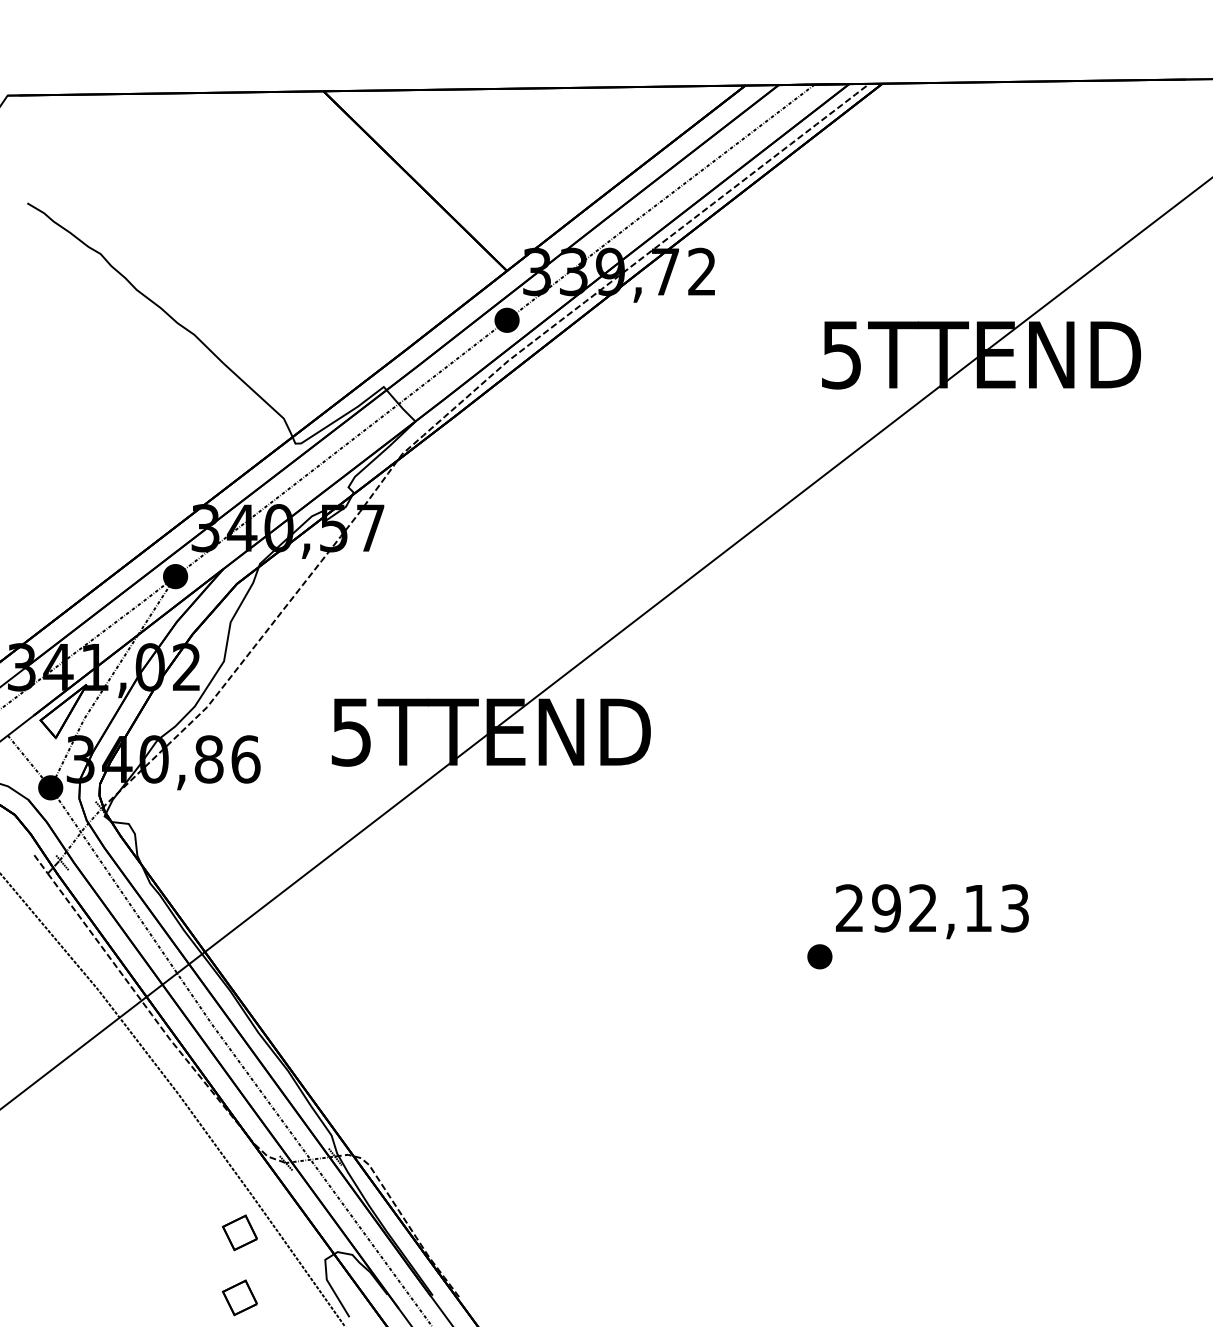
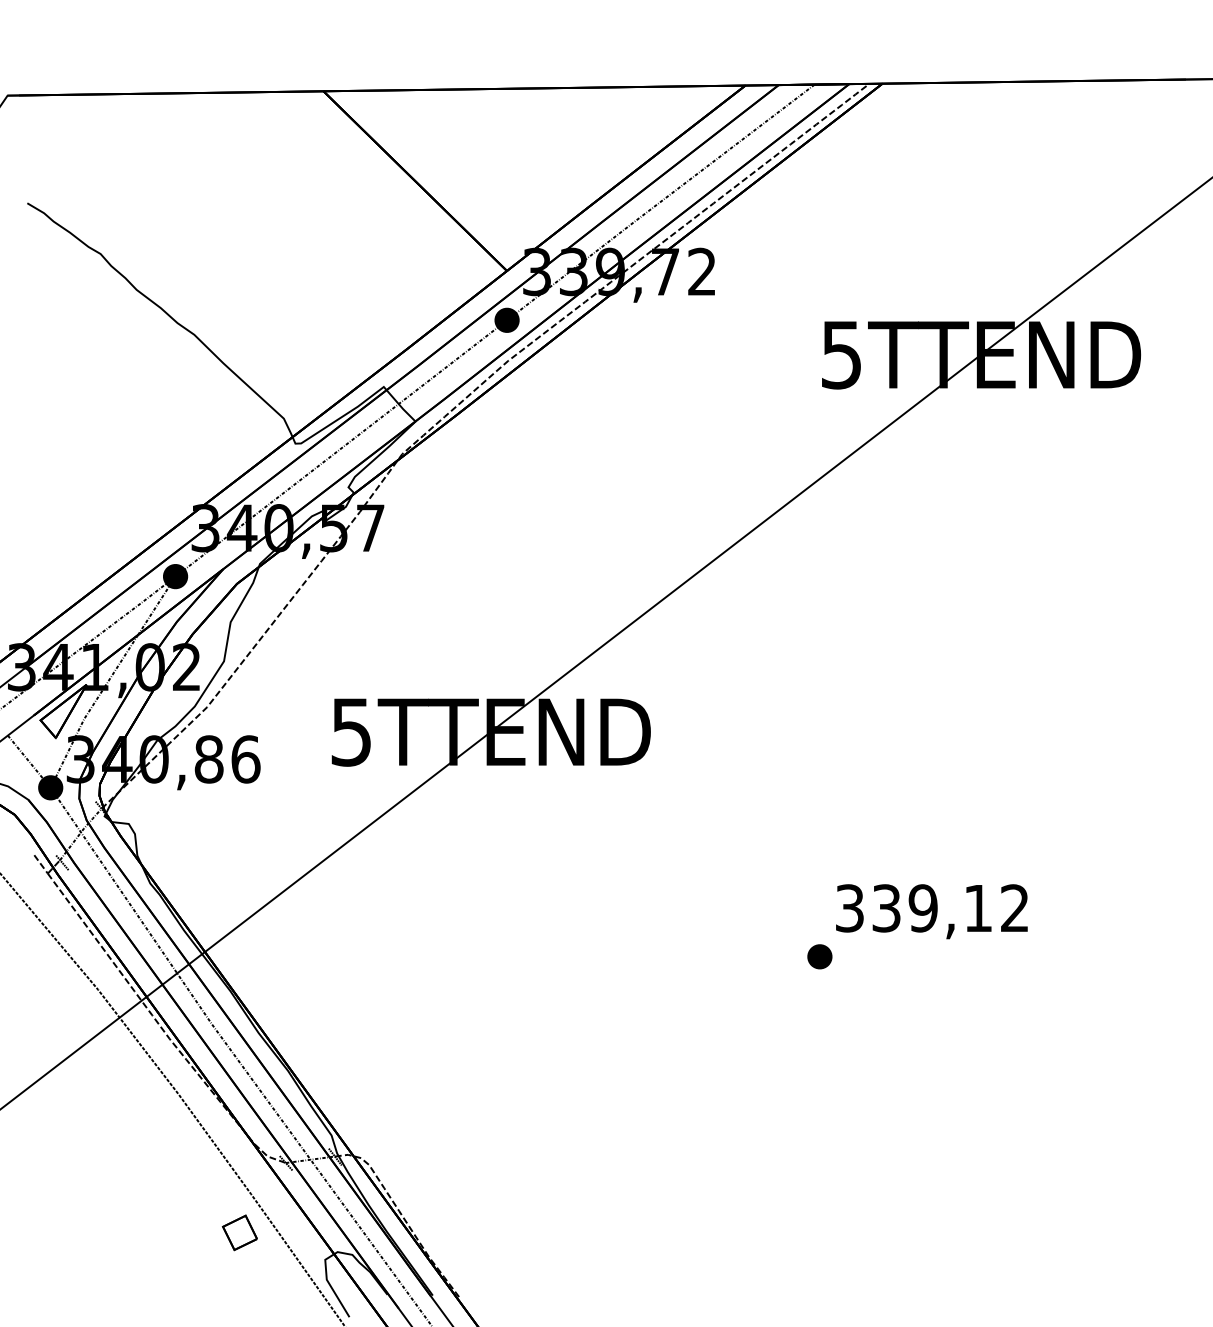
text: 292,13 -> 339,12 (932, 908)
part: present -> none (239, 1297)
